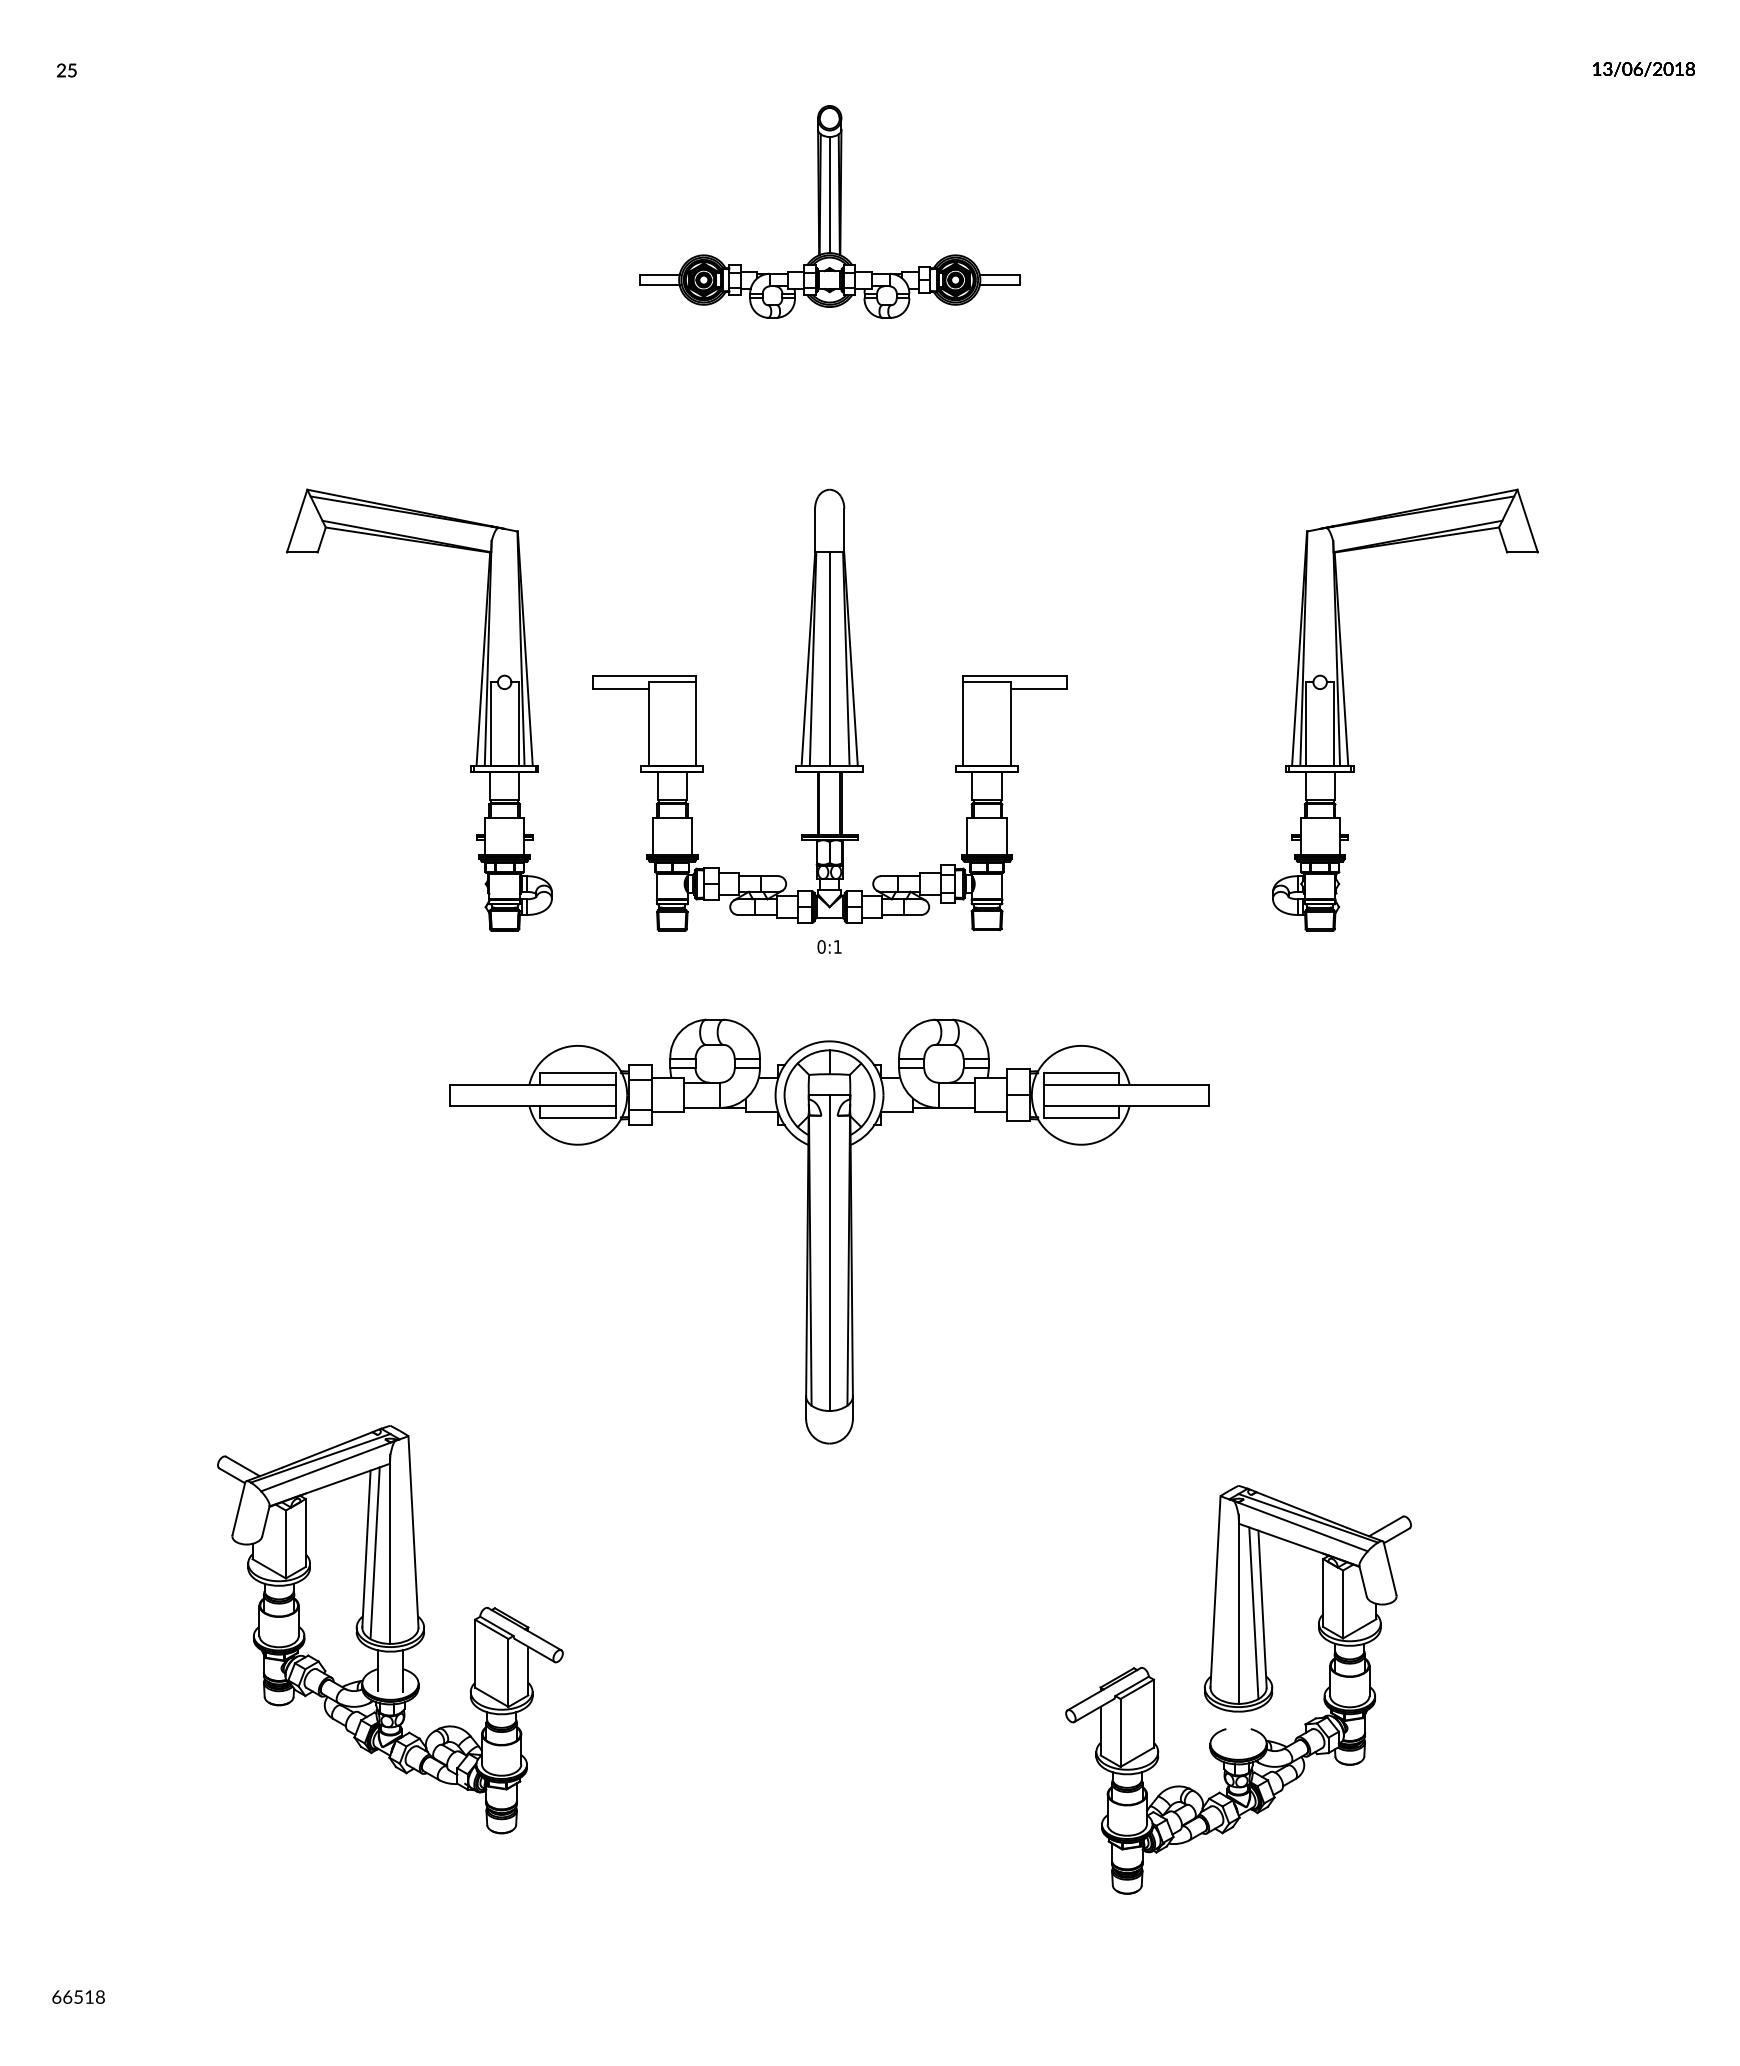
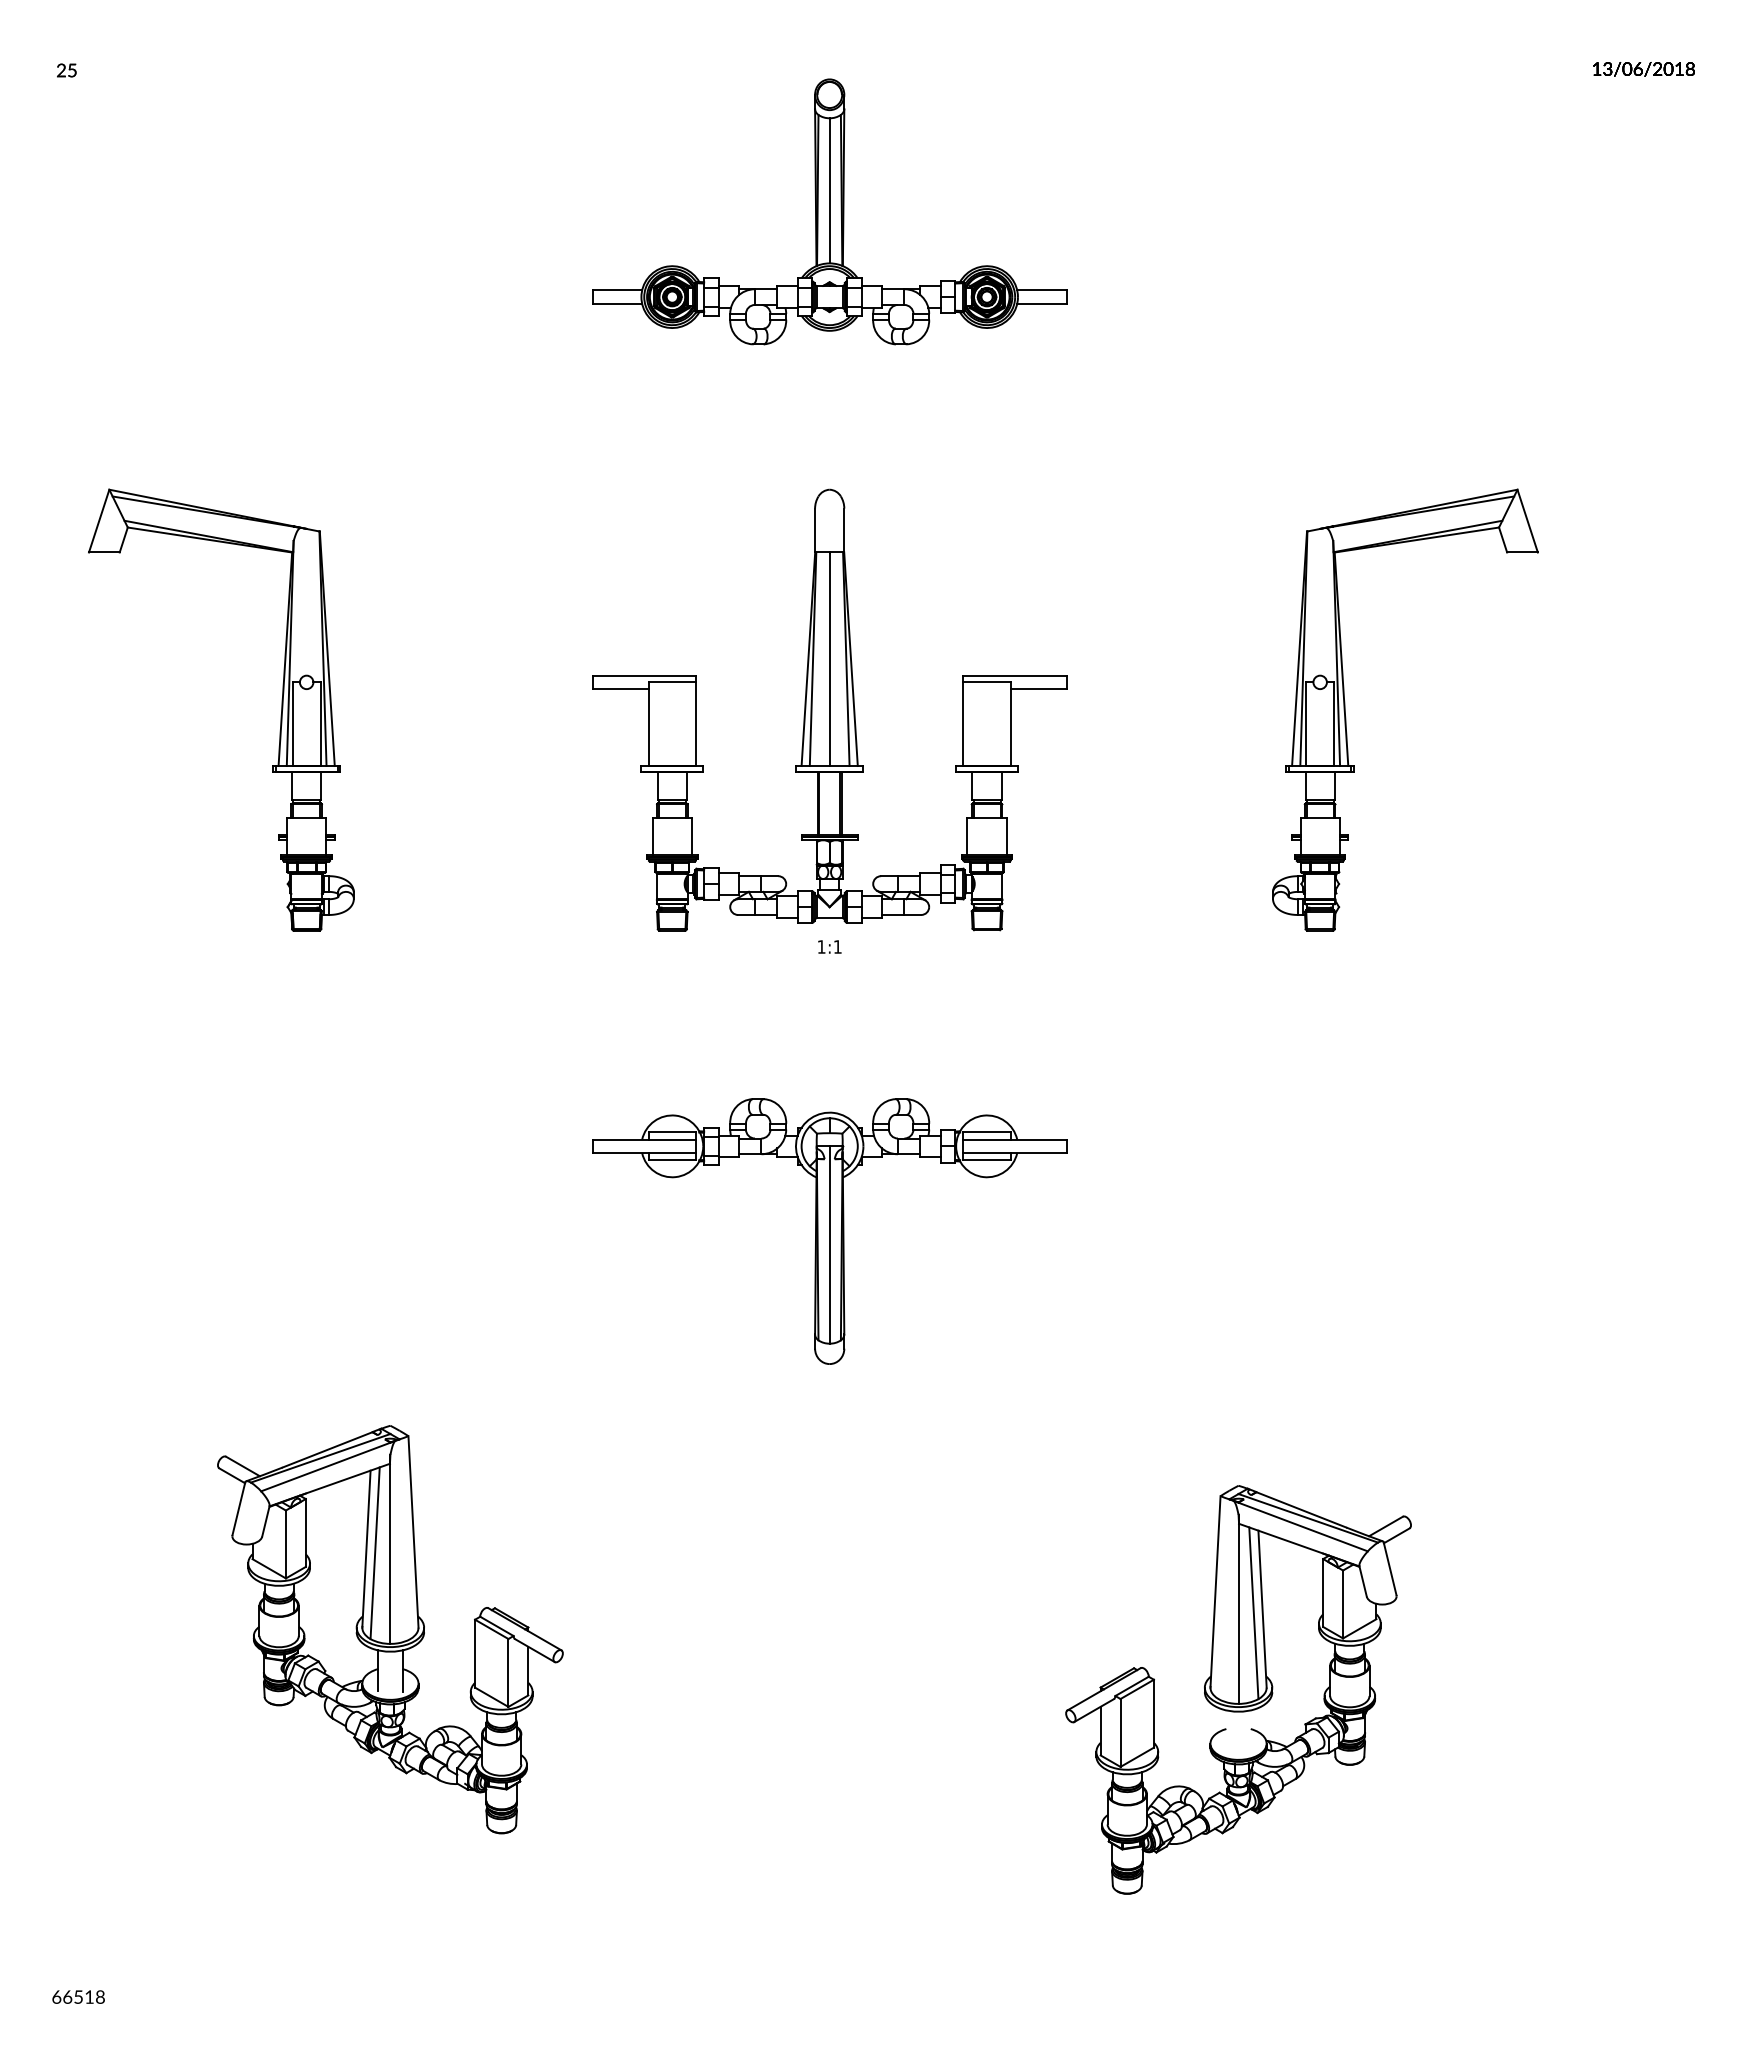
part size: 382x214 px -> 476x268 px (829, 211)
part position: (478, 715) -> (280, 715) (280, 715)
text: 0:1 -> 1:1 (821, 946)
part size: 761x427 px -> 476x267 px (829, 1231)
